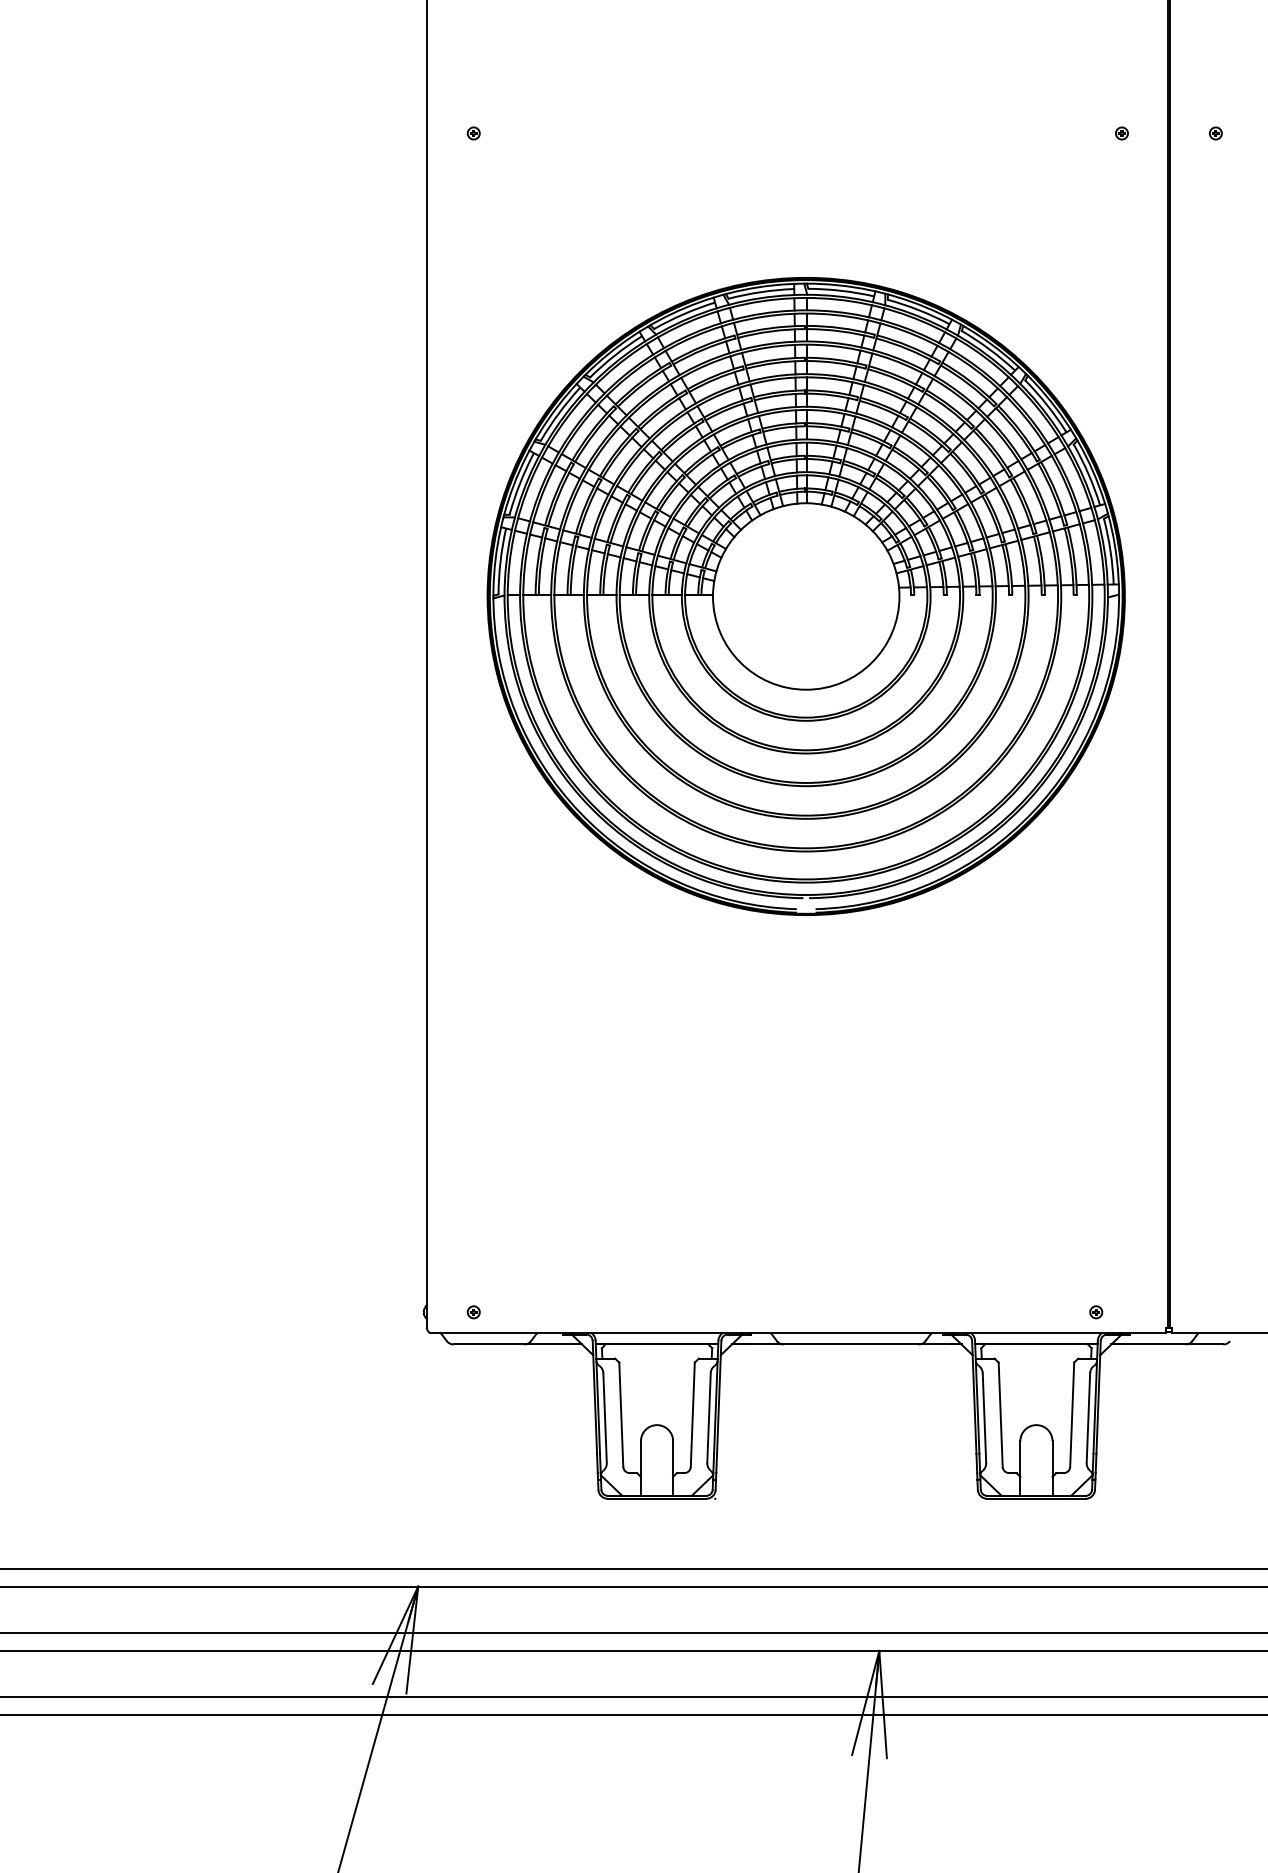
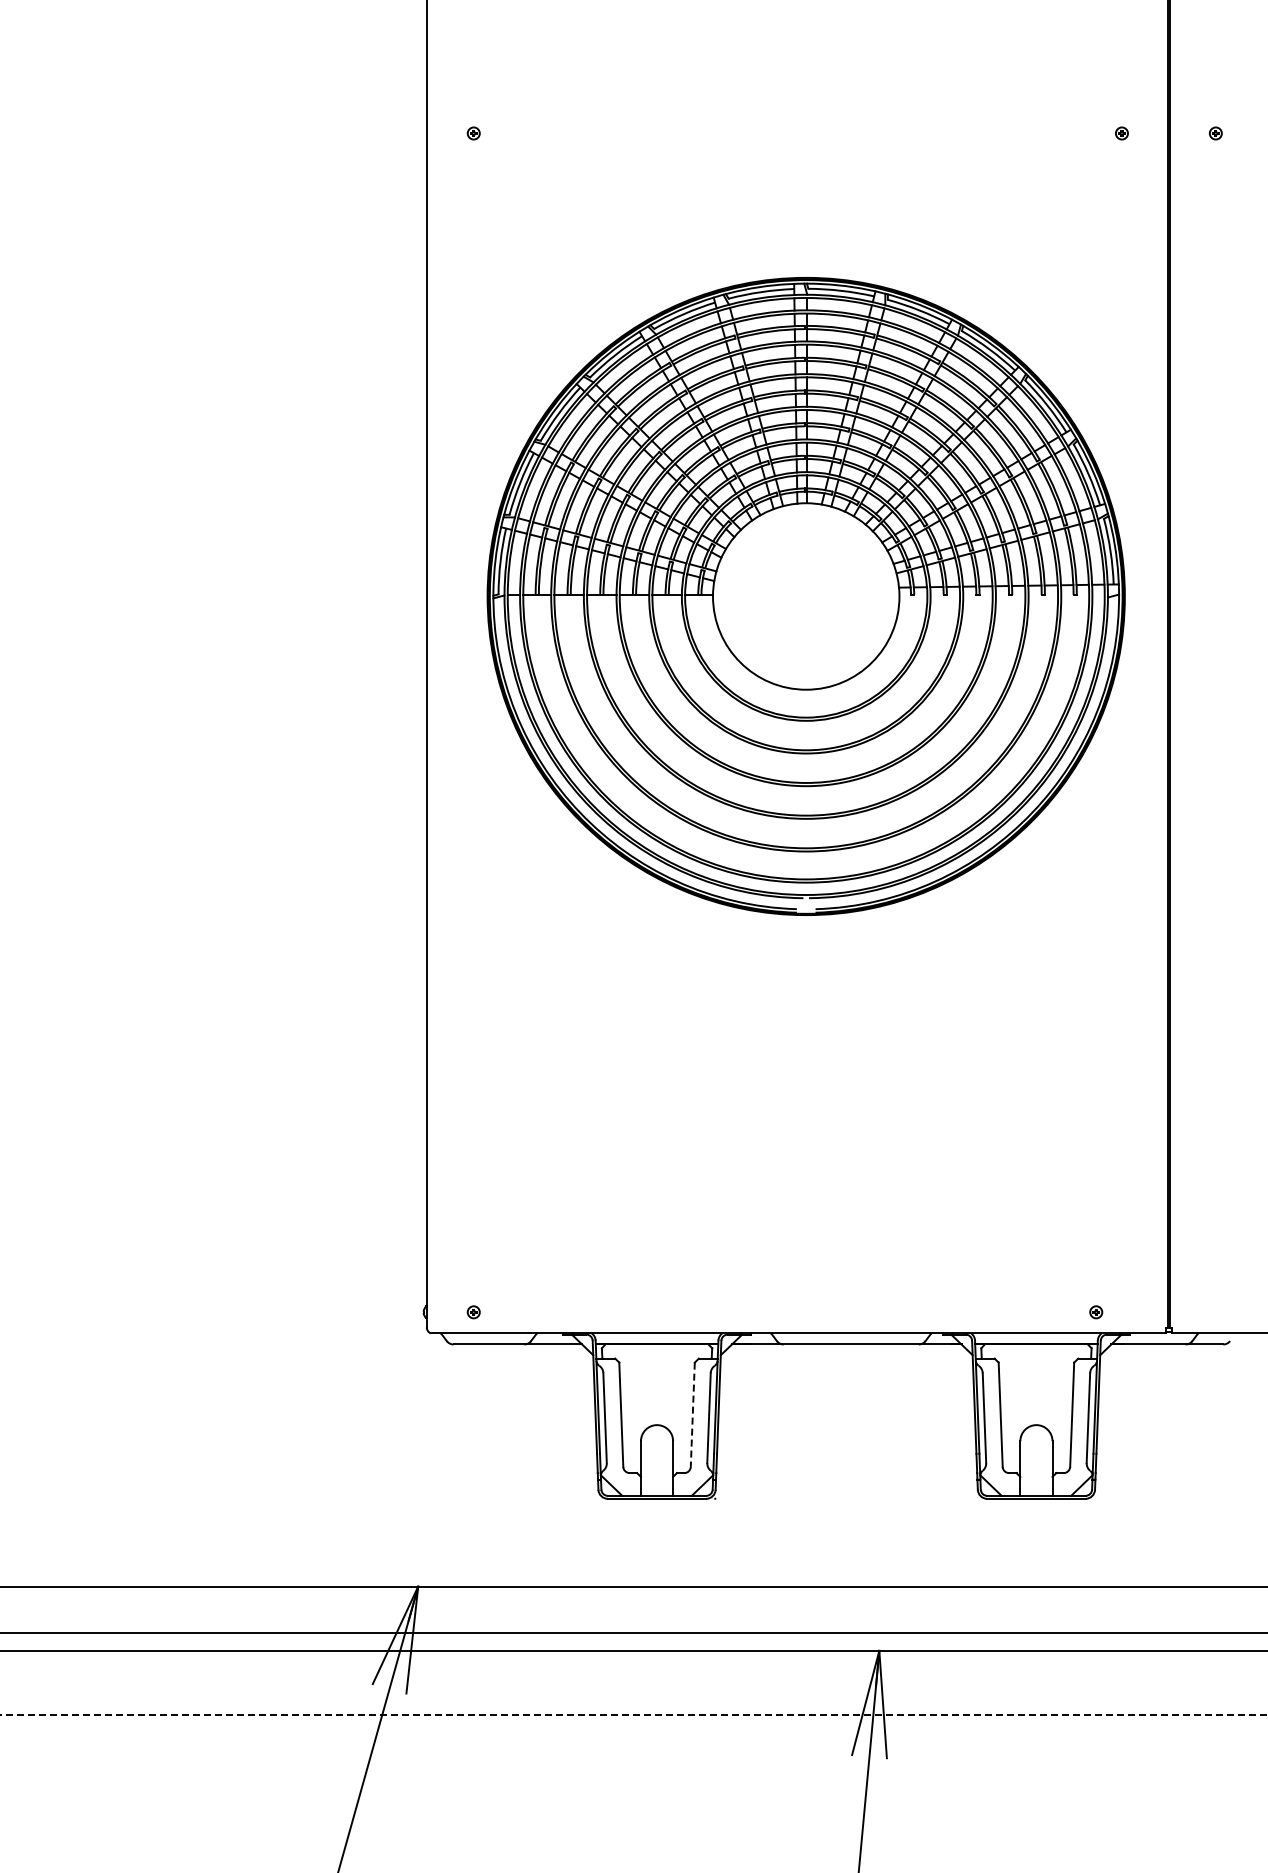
line: solid -> dashed (692, 1415)
line: present -> none (633, 1568)
line: present -> none (633, 1697)
line: solid -> dashed (634, 1715)
